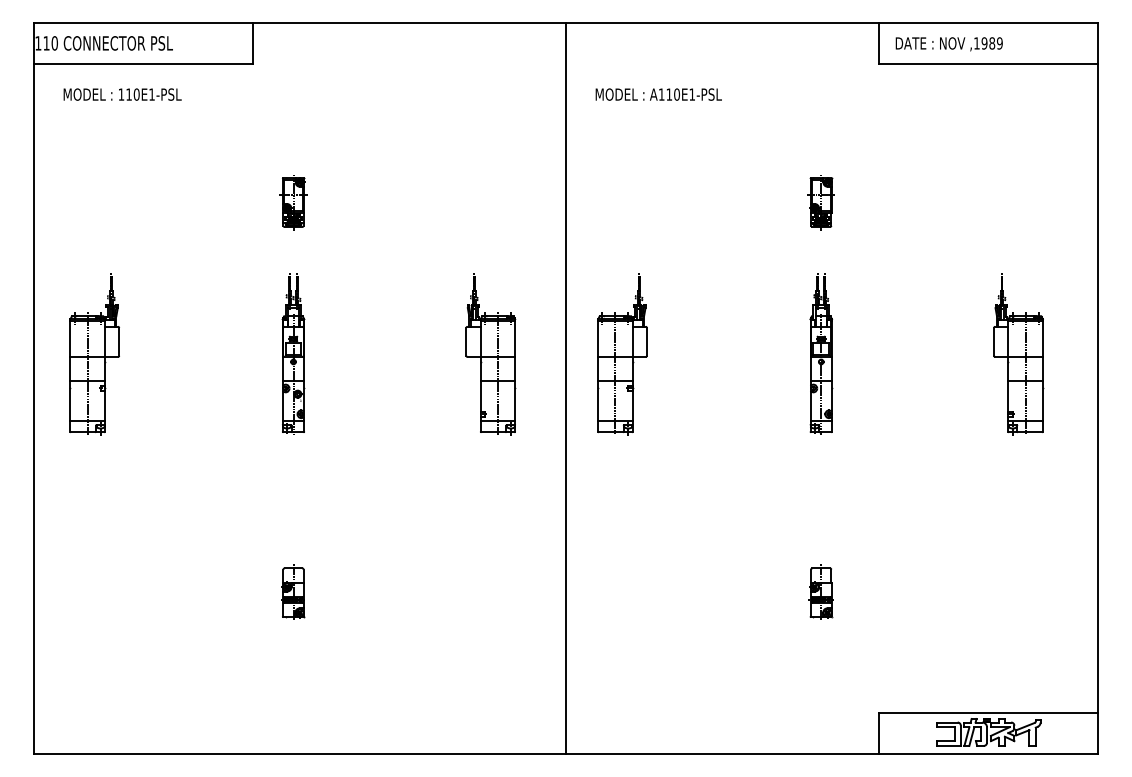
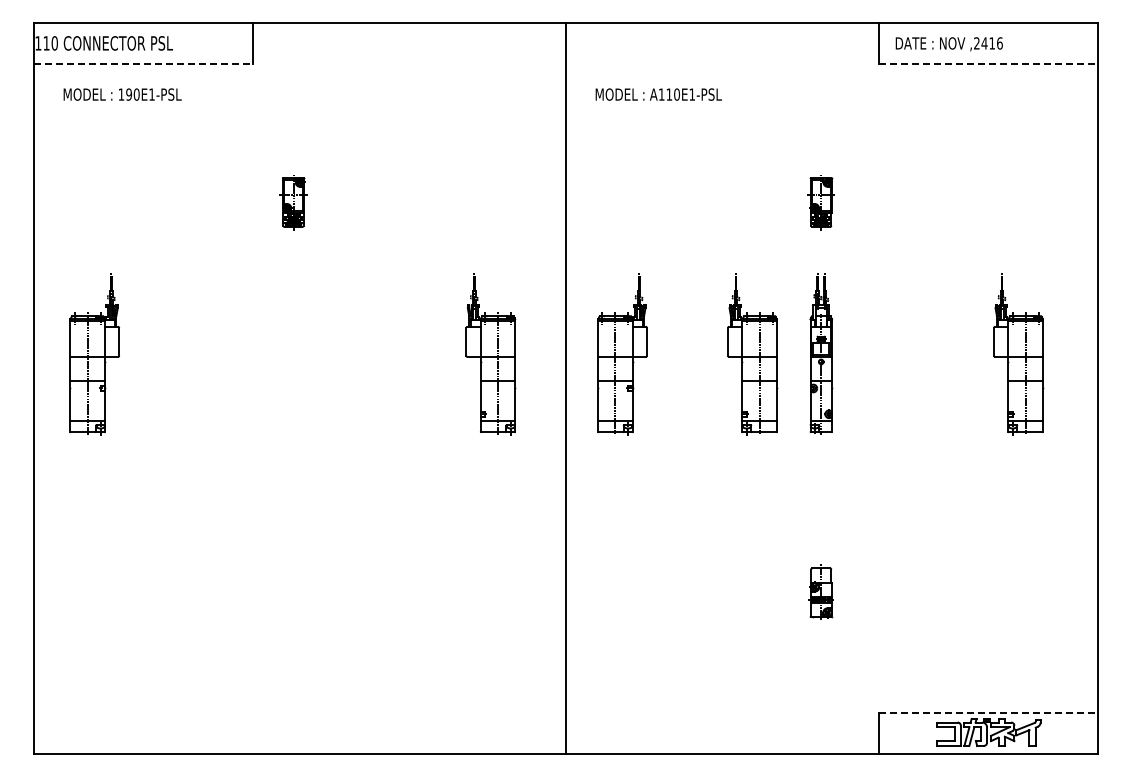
text: ,1989 -> ,2416 (988, 43)
line: solid -> dashed (143, 64)
line: solid -> dashed (989, 64)
text: 110E1-PSL -> 190E1-PSL (129, 94)
part: present -> none (293, 353)
part: none -> present (752, 354)
part: present -> none (293, 591)
line: solid -> dashed (989, 712)
